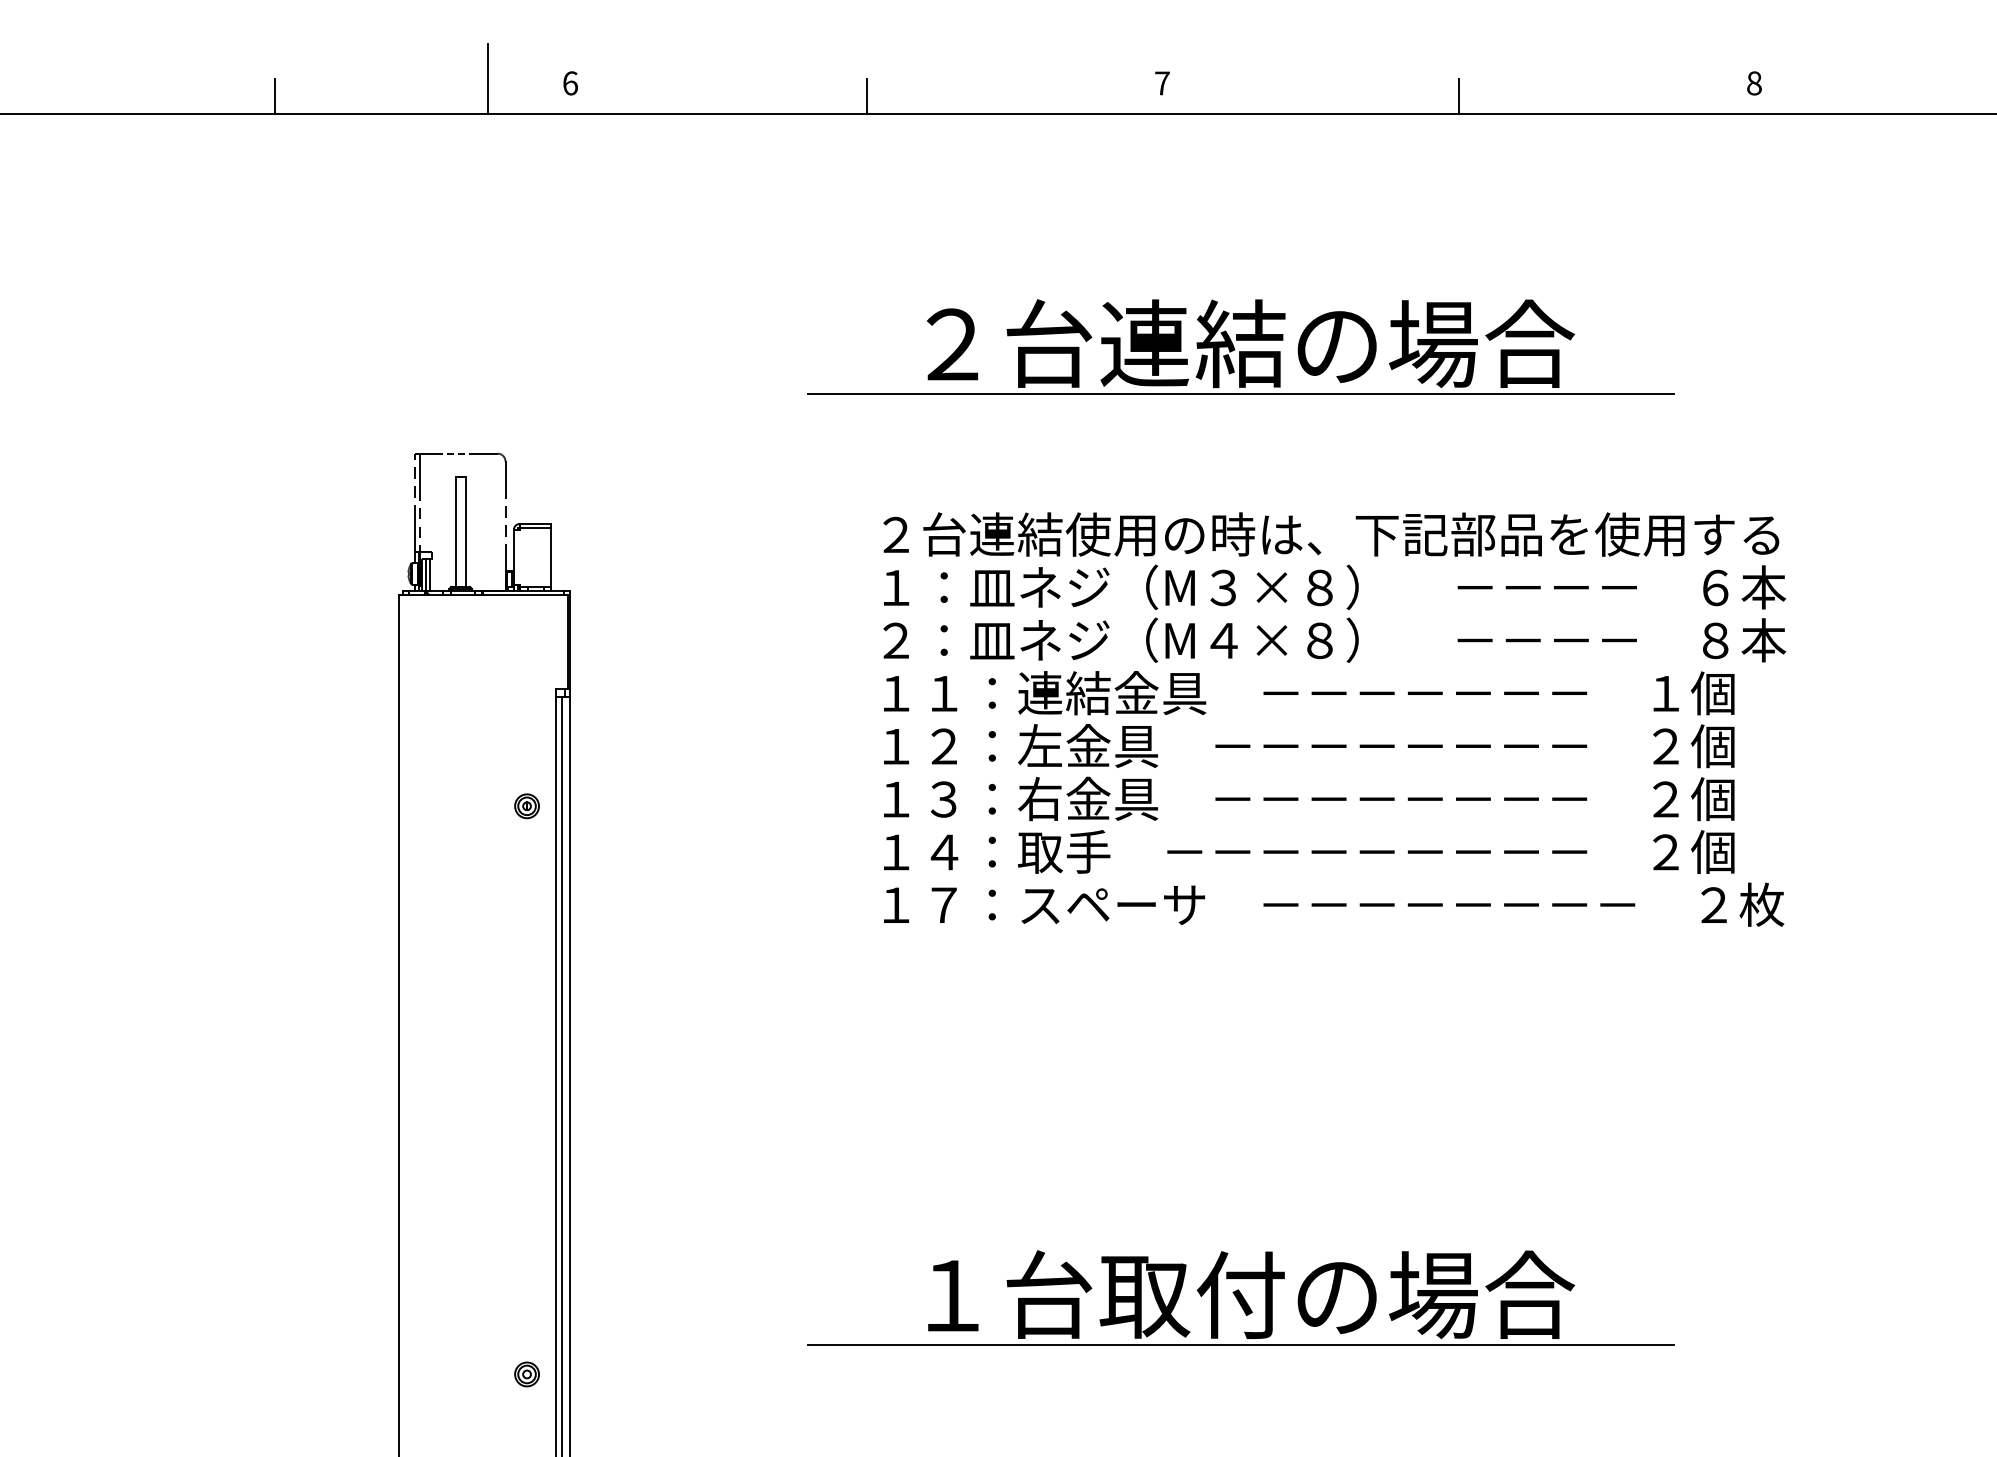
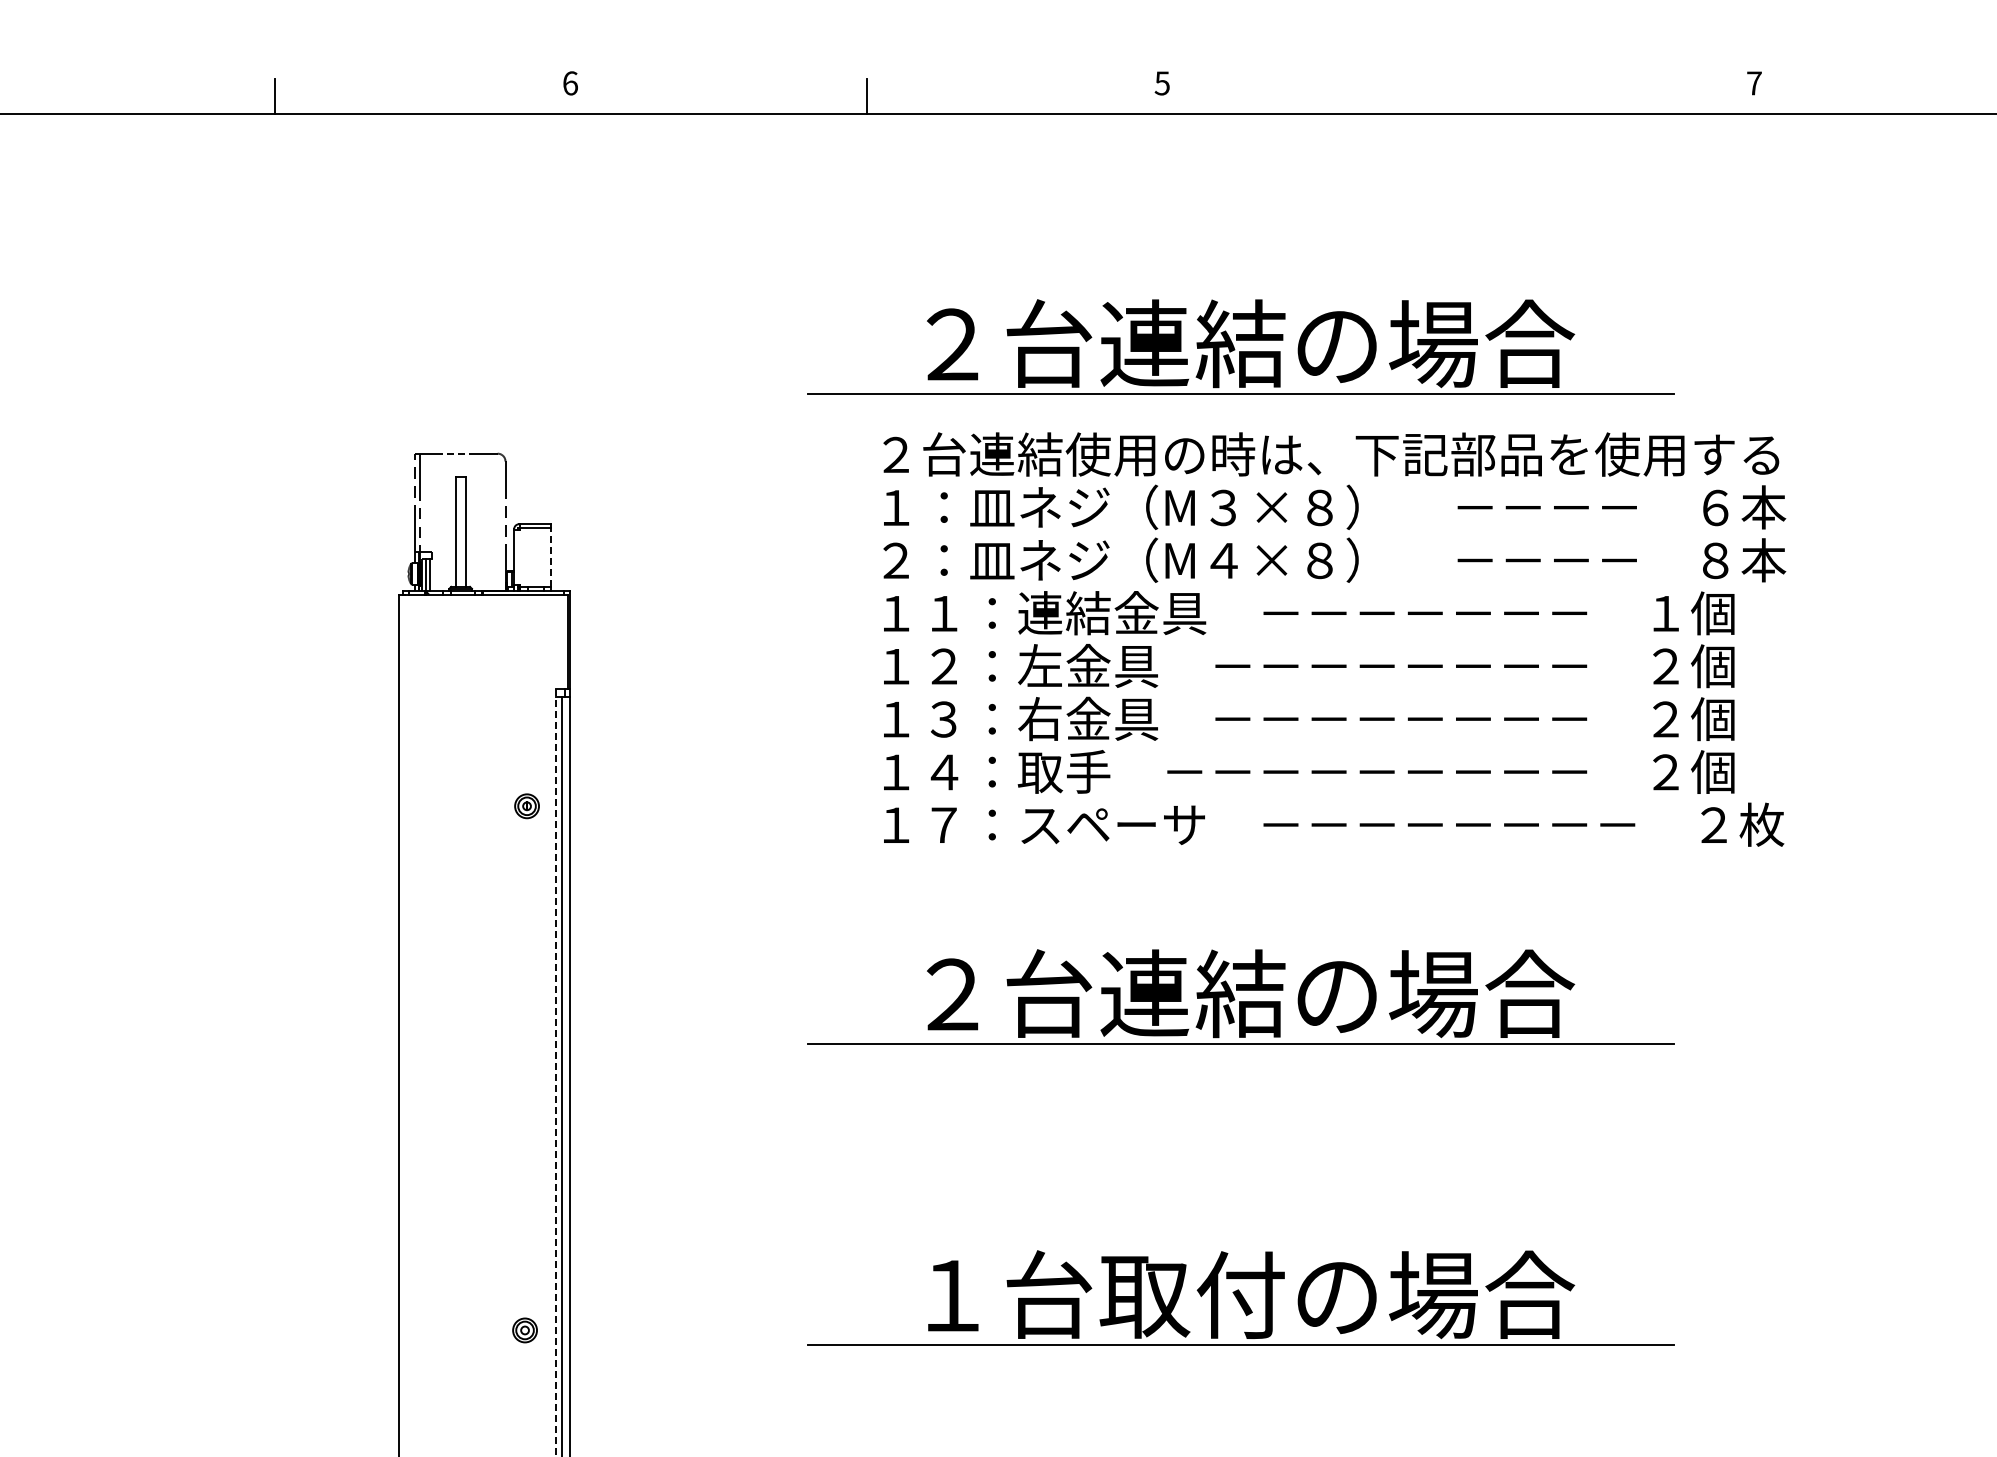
line: present -> none (488, 78)
text: 7 -> 5 (1161, 83)
text: 8 -> 7 (1754, 83)
line: present -> none (1458, 96)
line: solid -> dashed (551, 557)
text position: (1334, 719) -> (1334, 639) (1334, 639)
part: none -> present (1240, 996)
line: solid -> dashed (556, 1072)
part position: (526, 1374) -> (524, 1330) (524, 1330)
